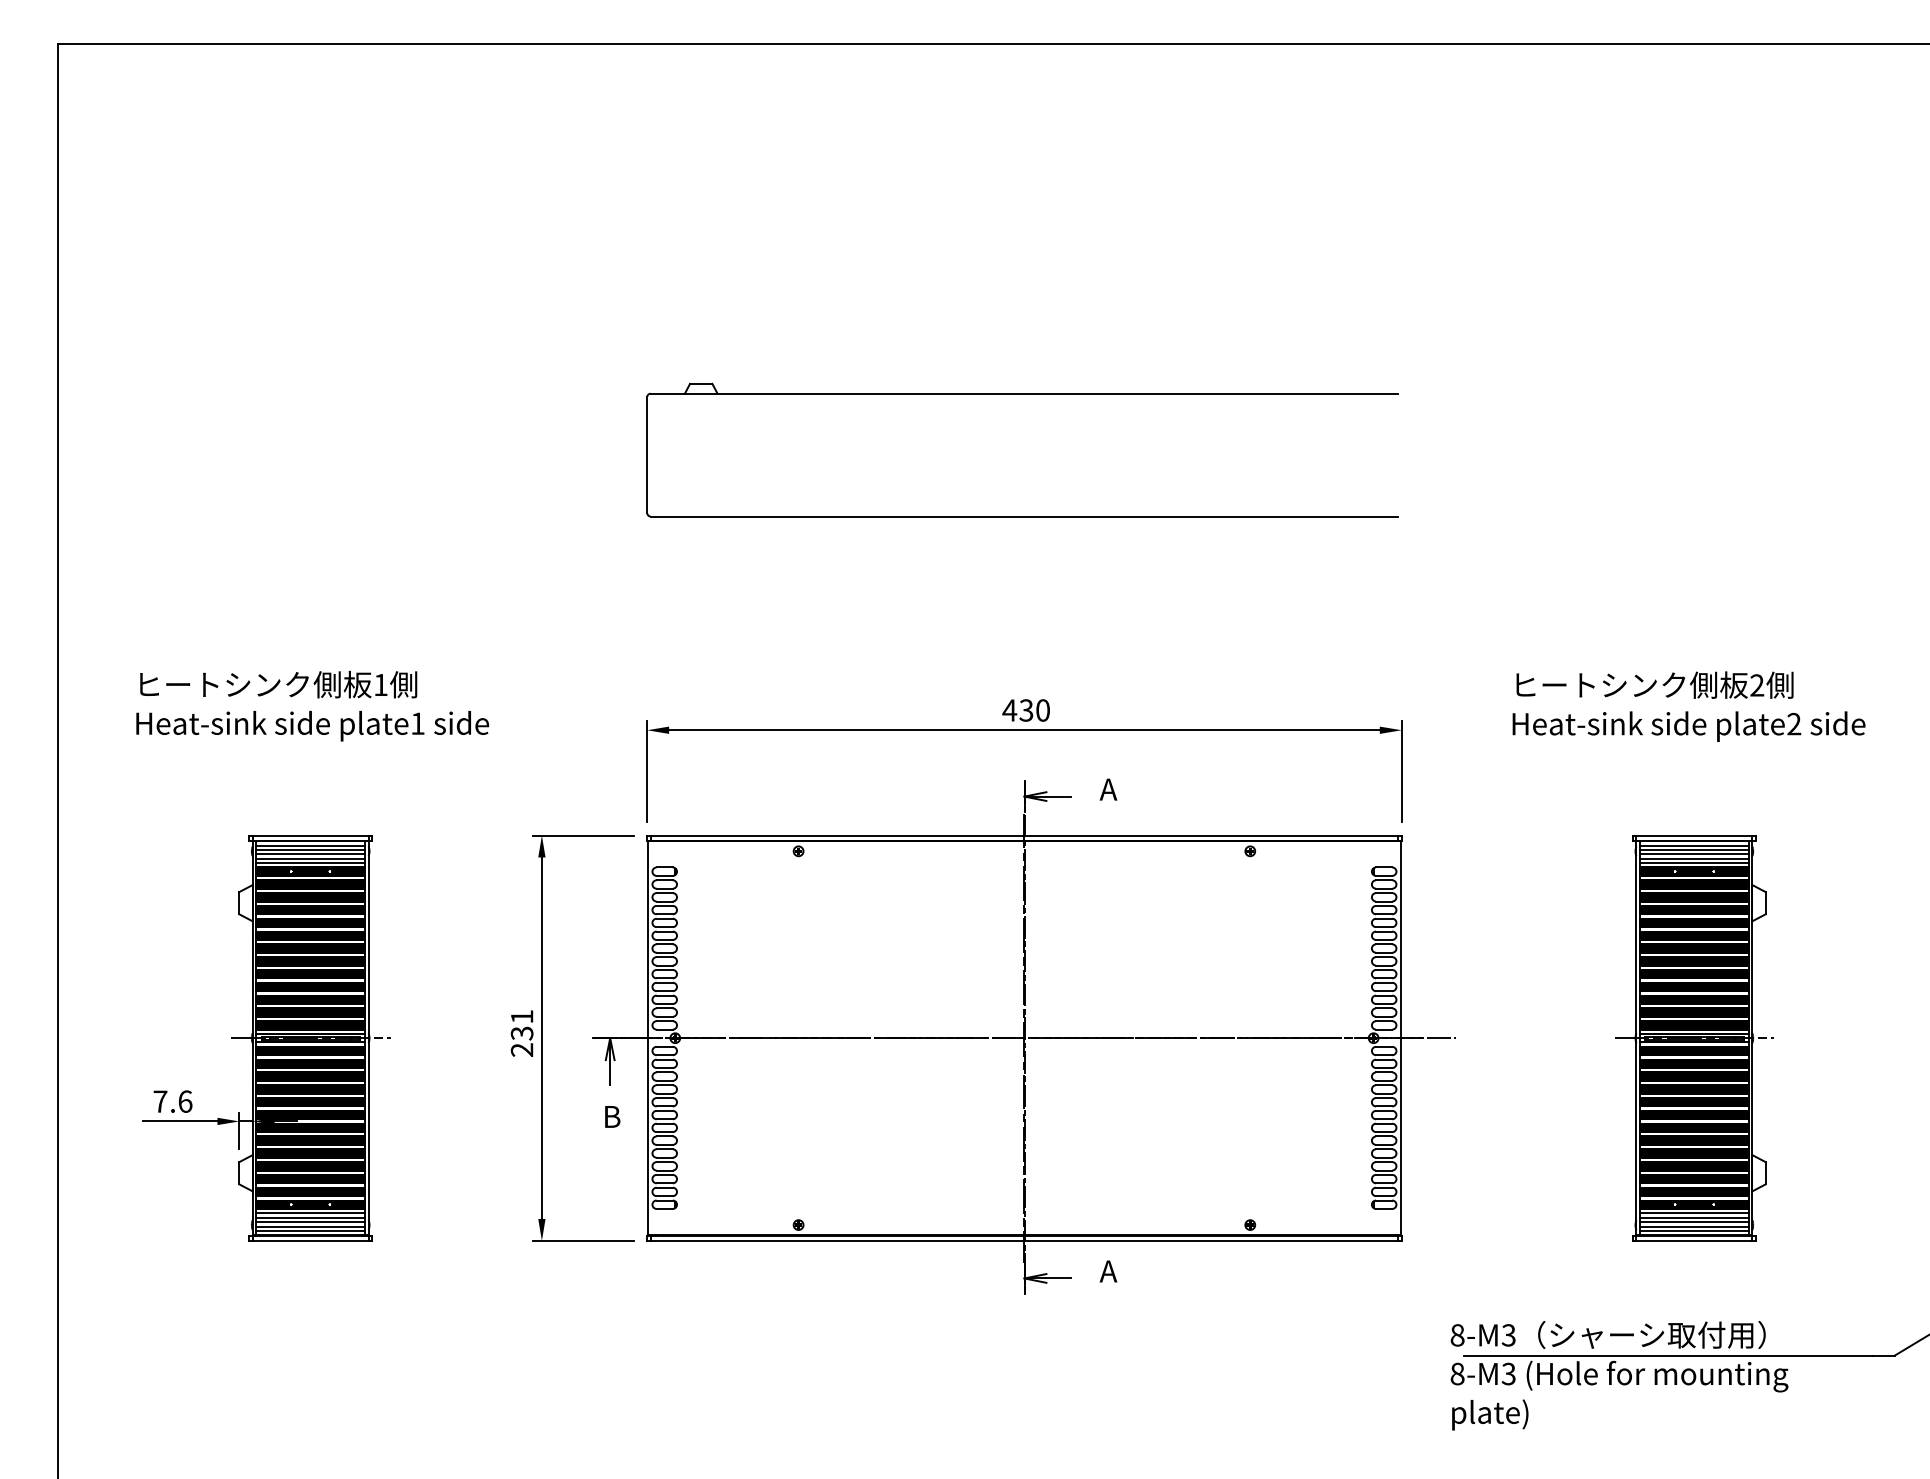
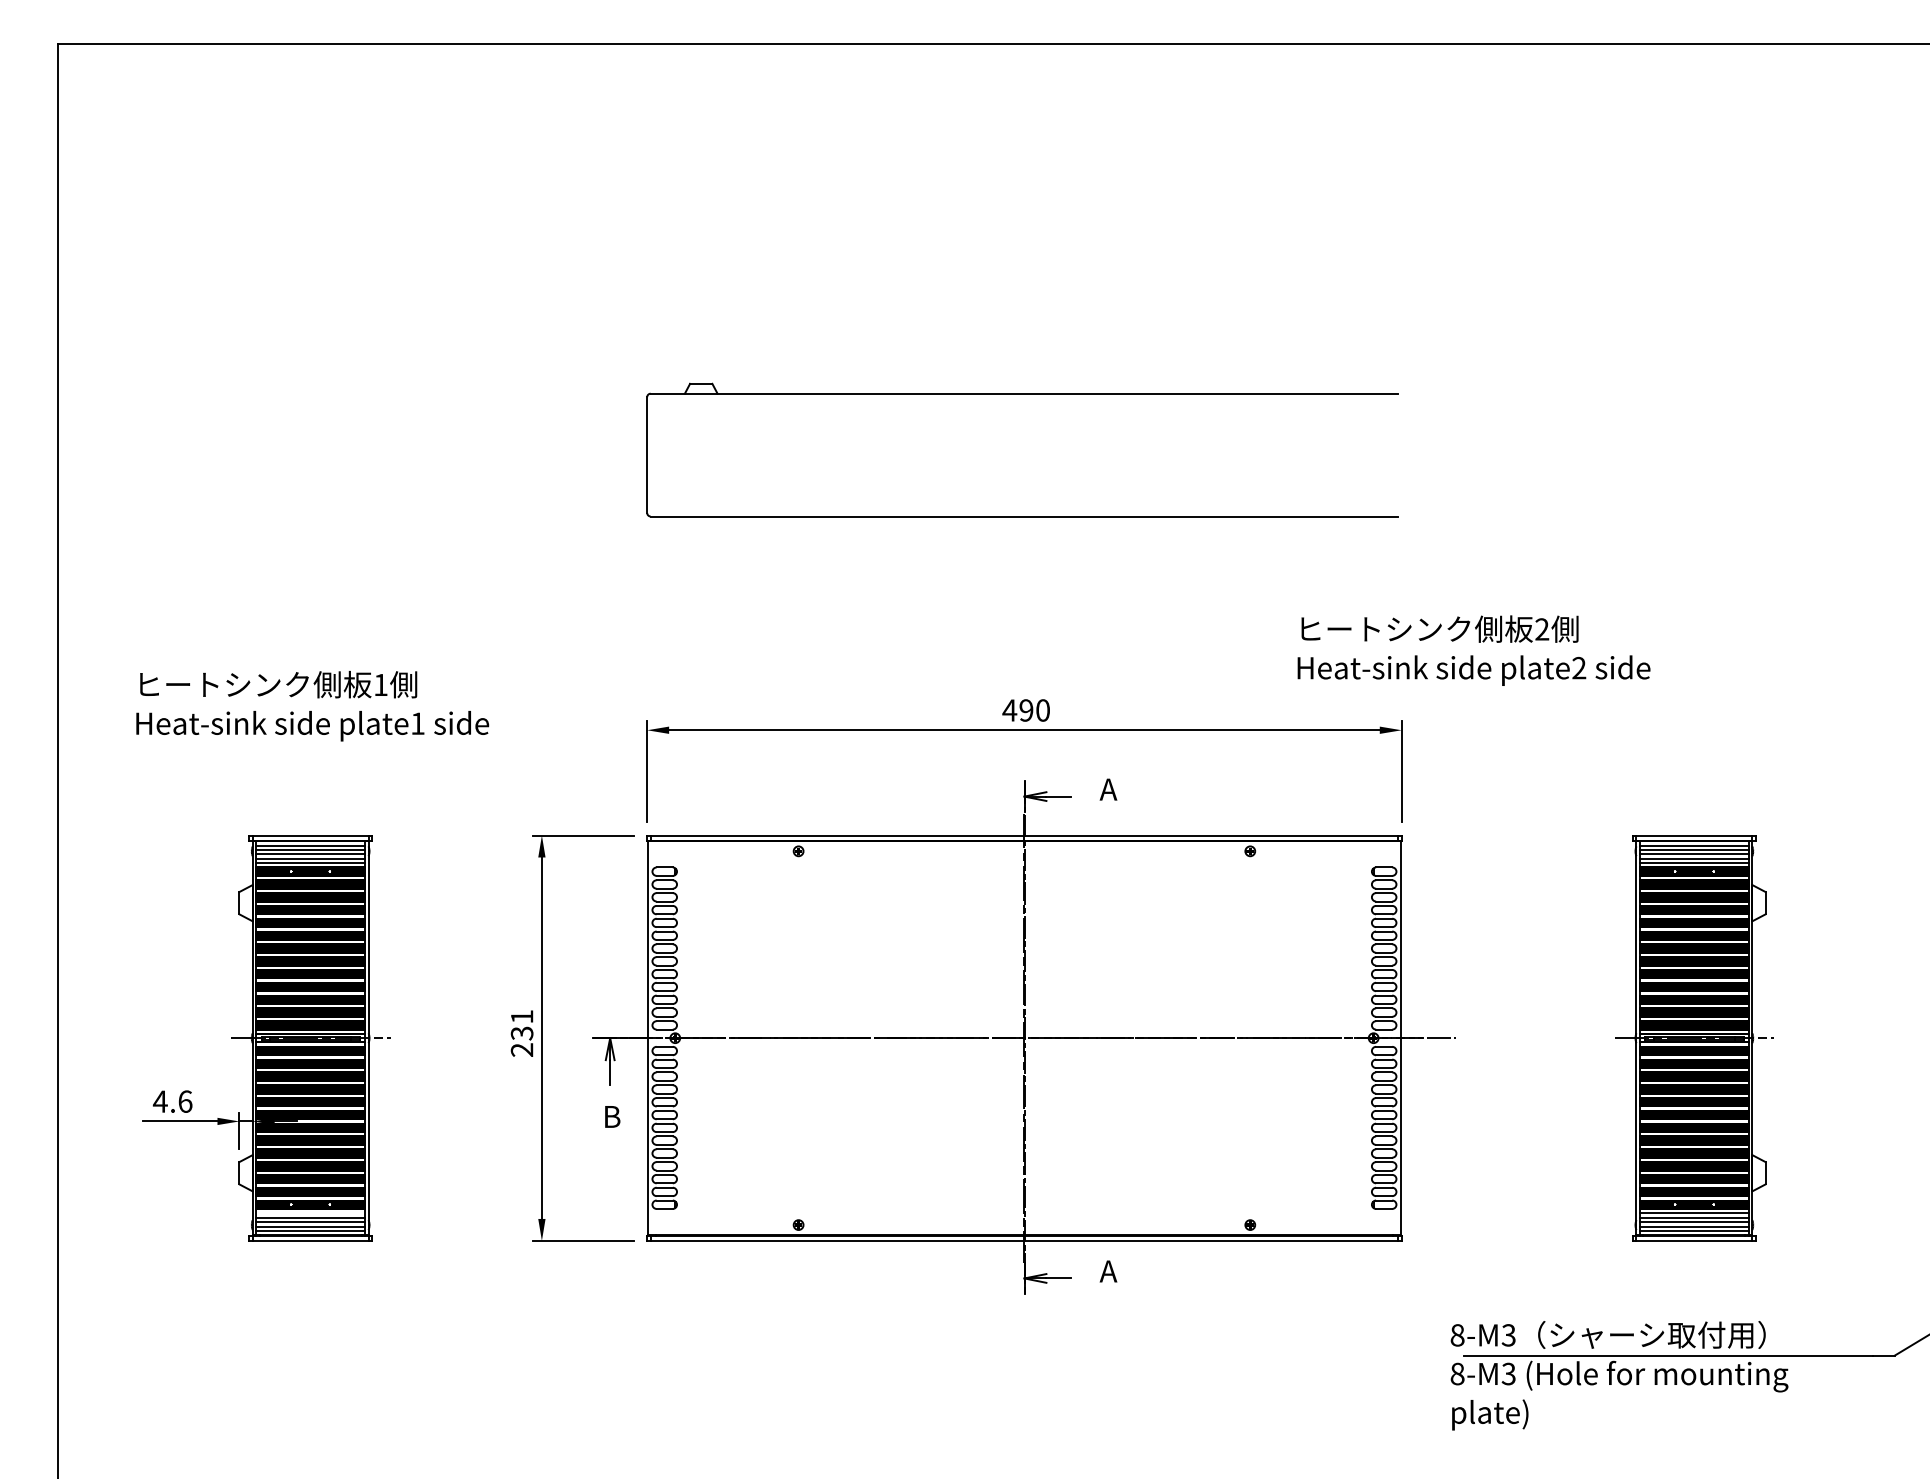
text position: (1688, 706) -> (1473, 650) (1473, 650)
text: 430 -> 490 (1026, 710)
text: 7.6 -> 4.6 (159, 1101)
line: present -> none (310, 1213)
